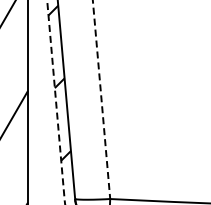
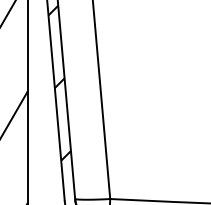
line: dashed -> solid (101, 99)
line: dashed -> solid (56, 101)
